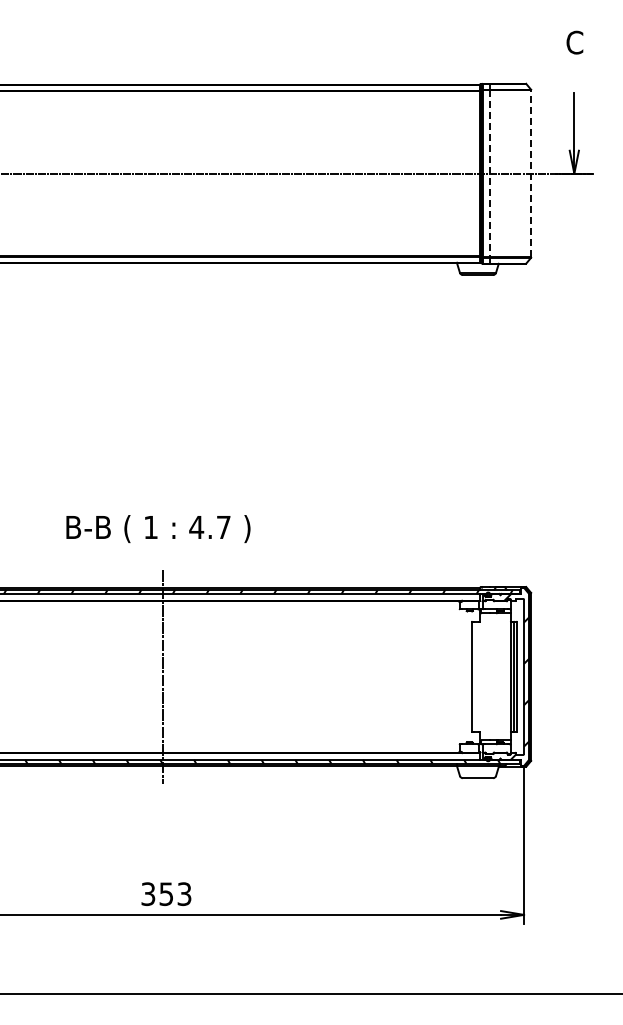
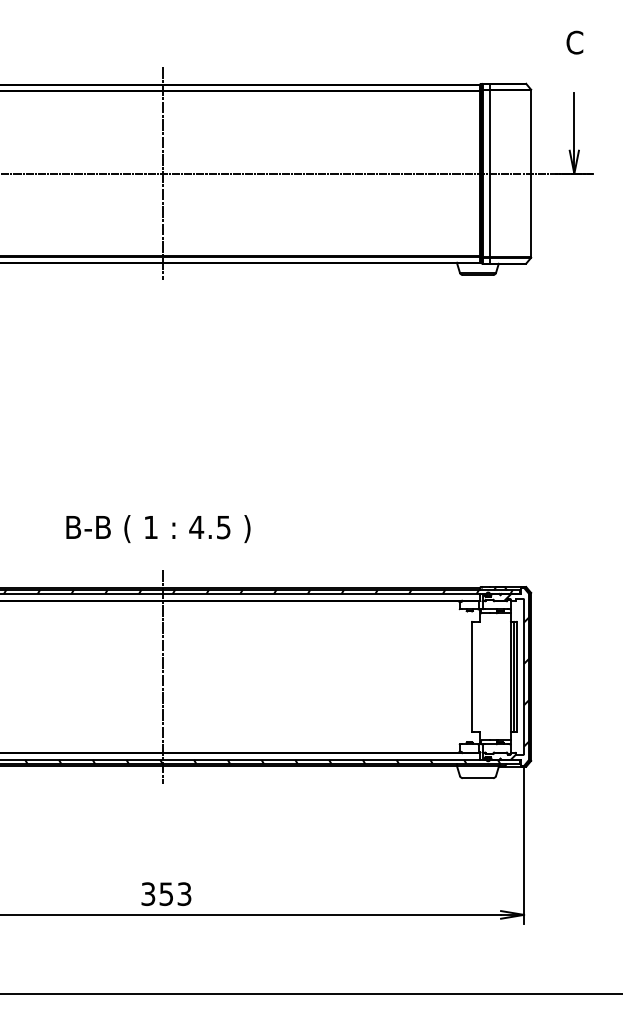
line: none -> present (162, 173)
line: dashed -> solid (490, 173)
line: dashed -> solid (531, 173)
text: 4.7 -> 4.5 (223, 527)
